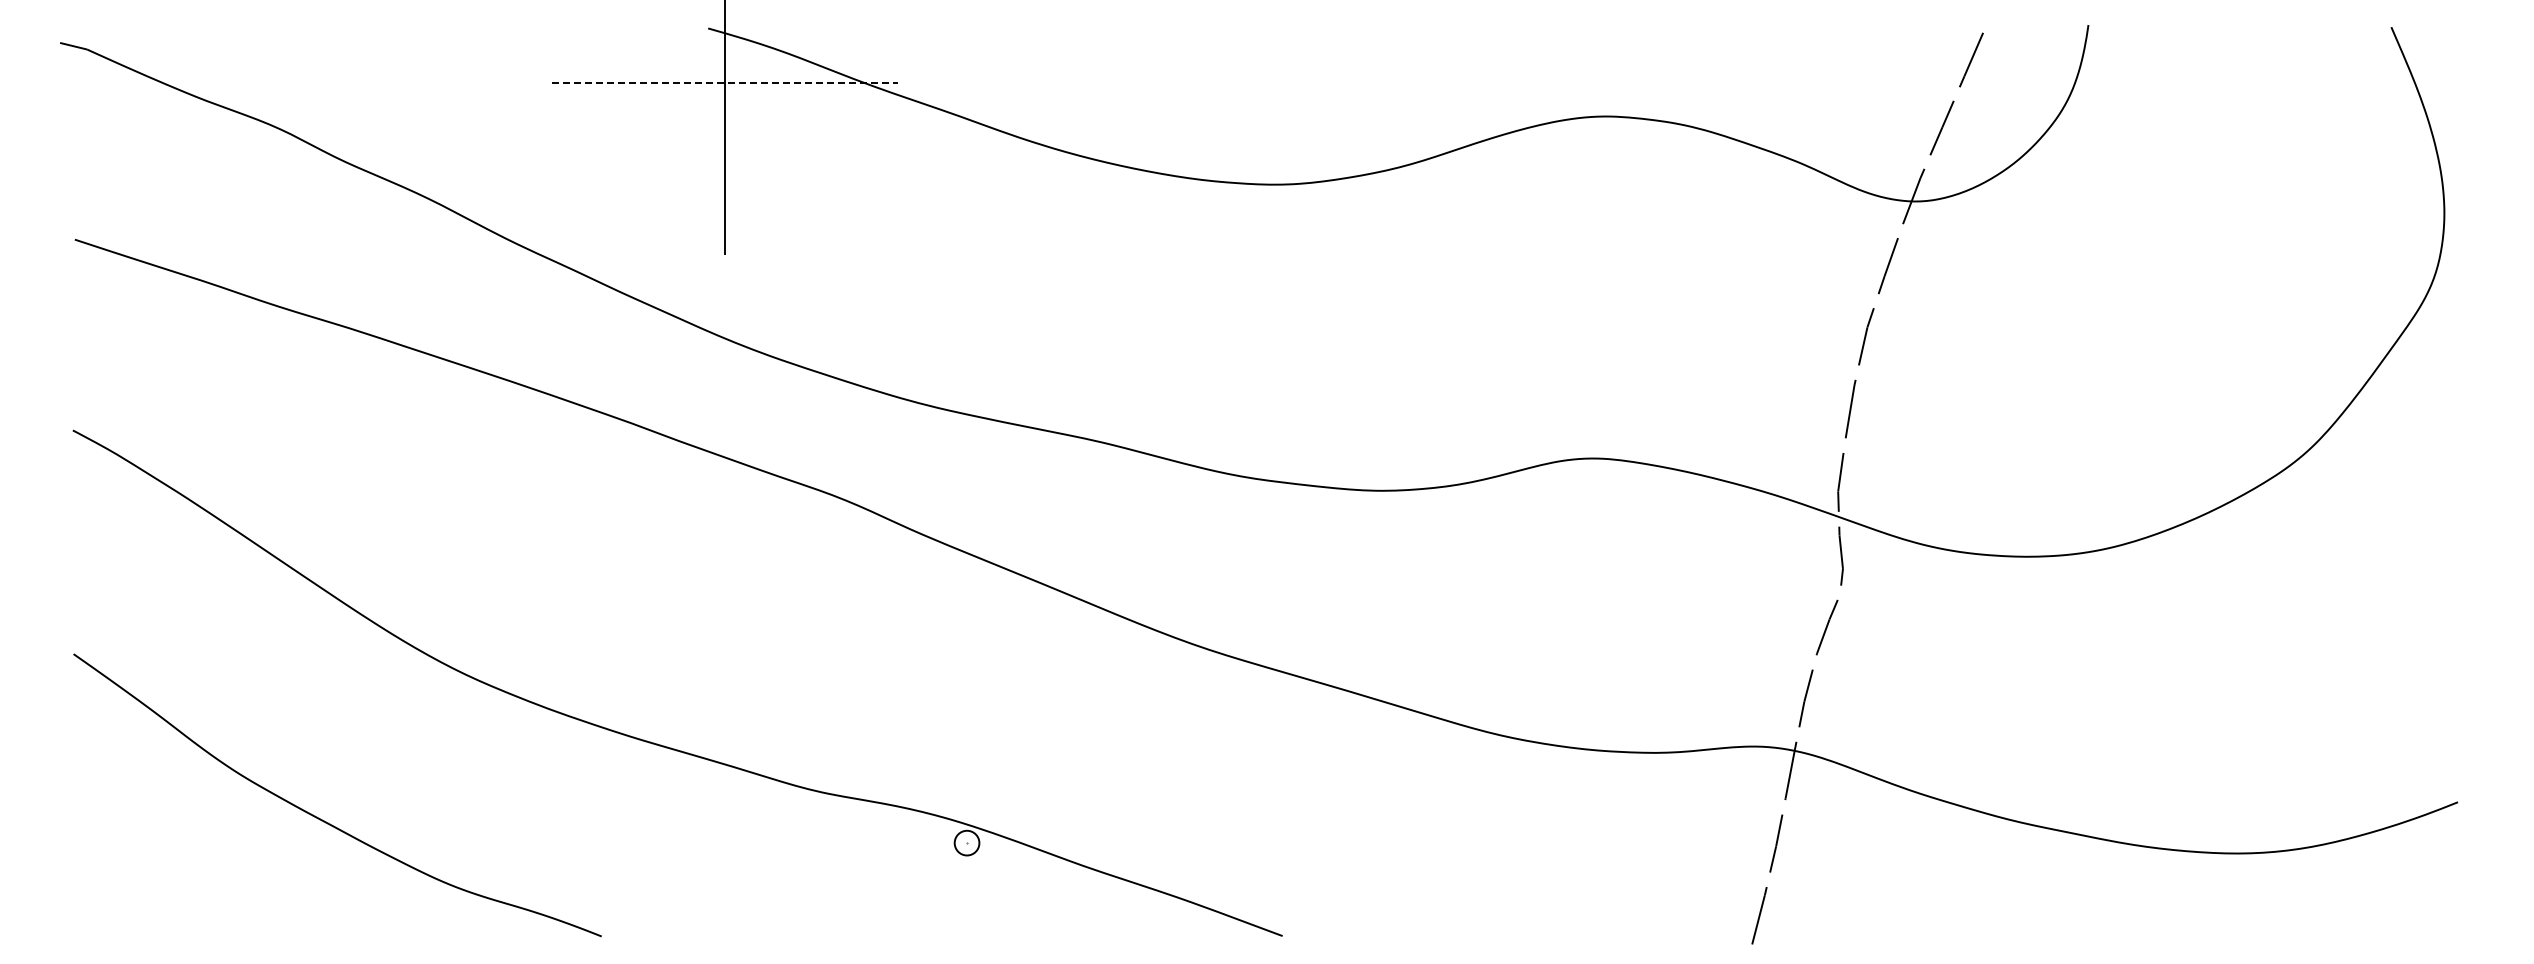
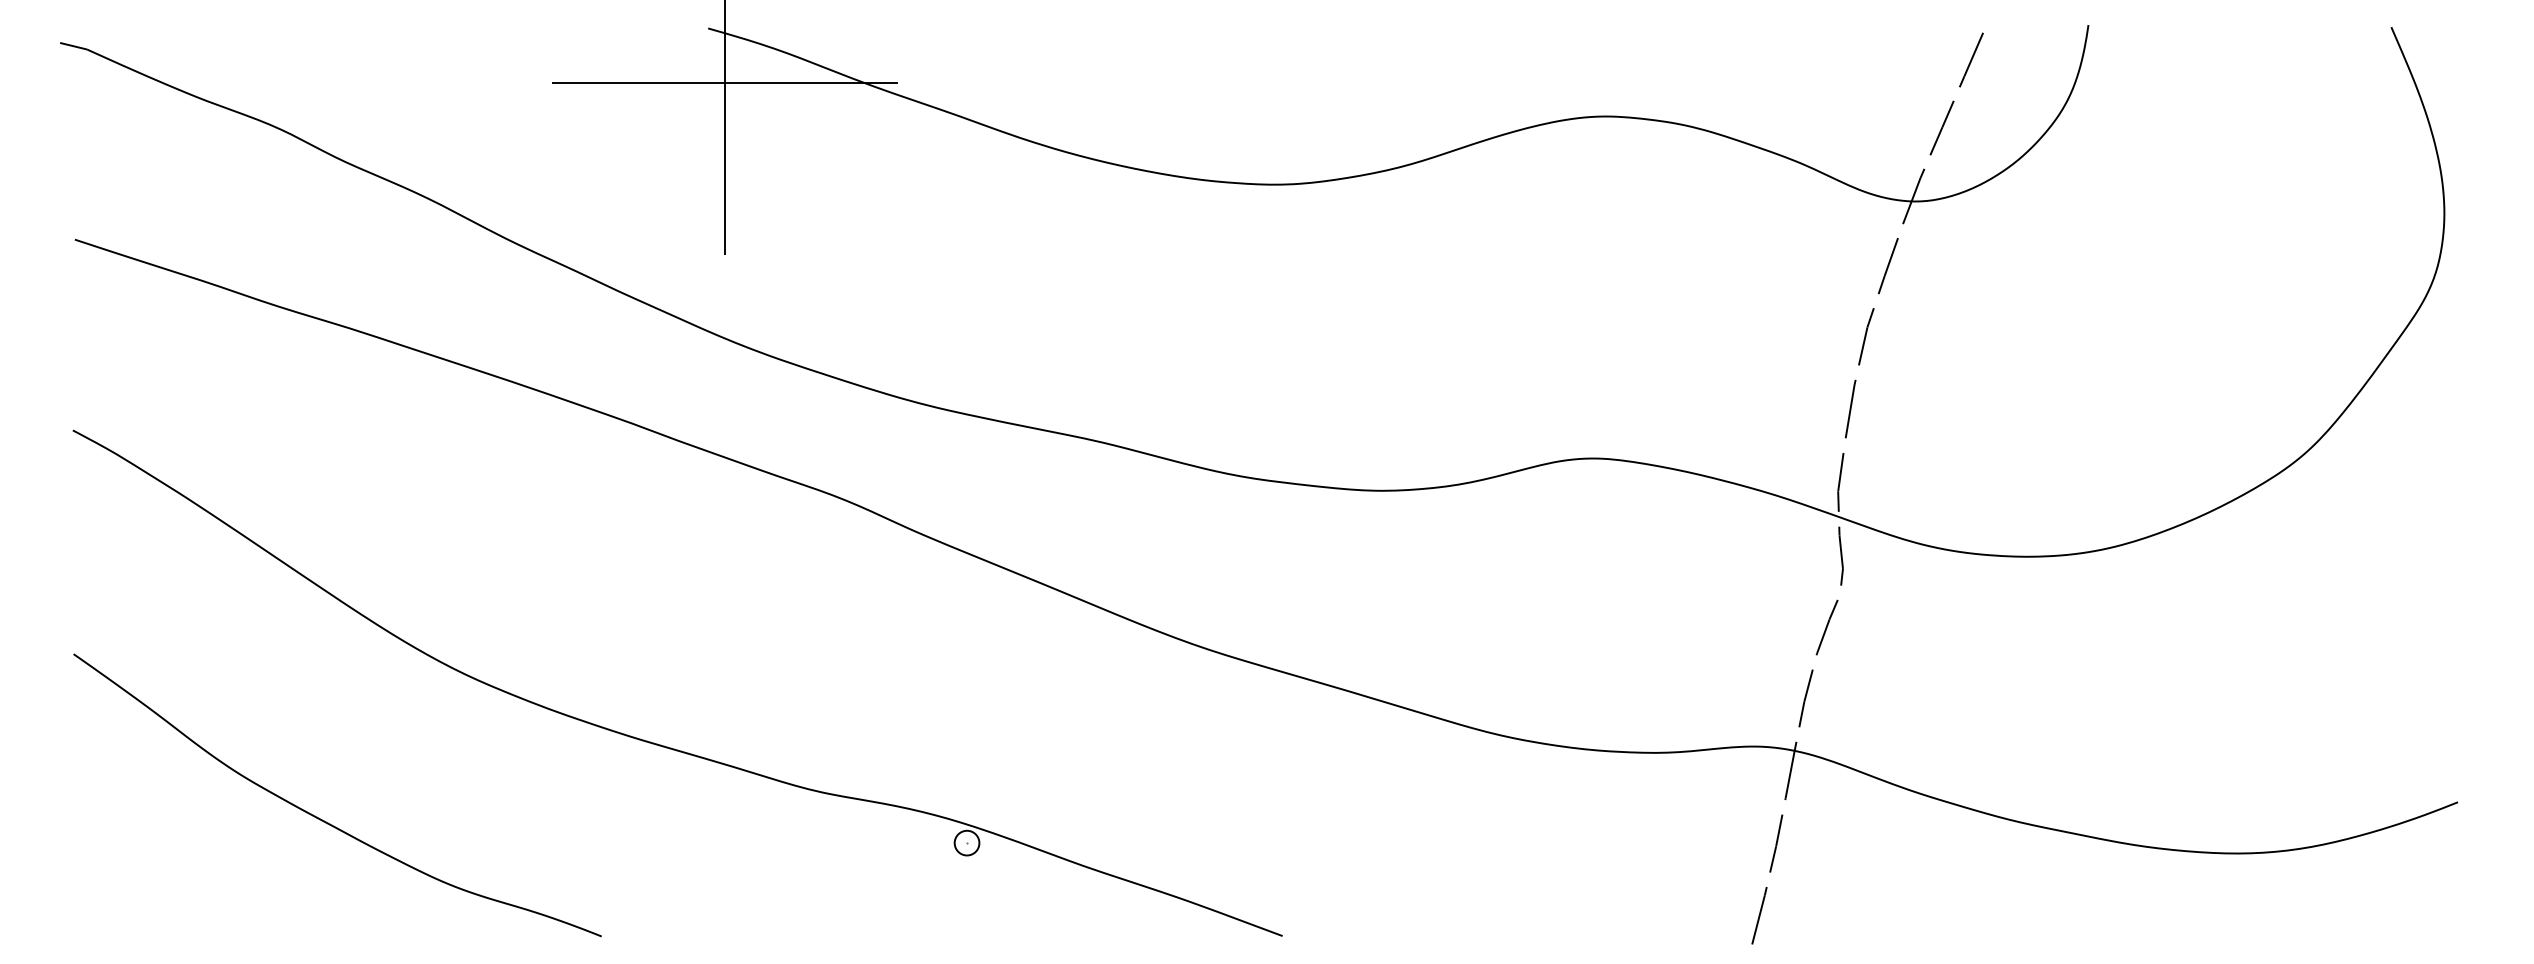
line: dashed -> solid (724, 82)
